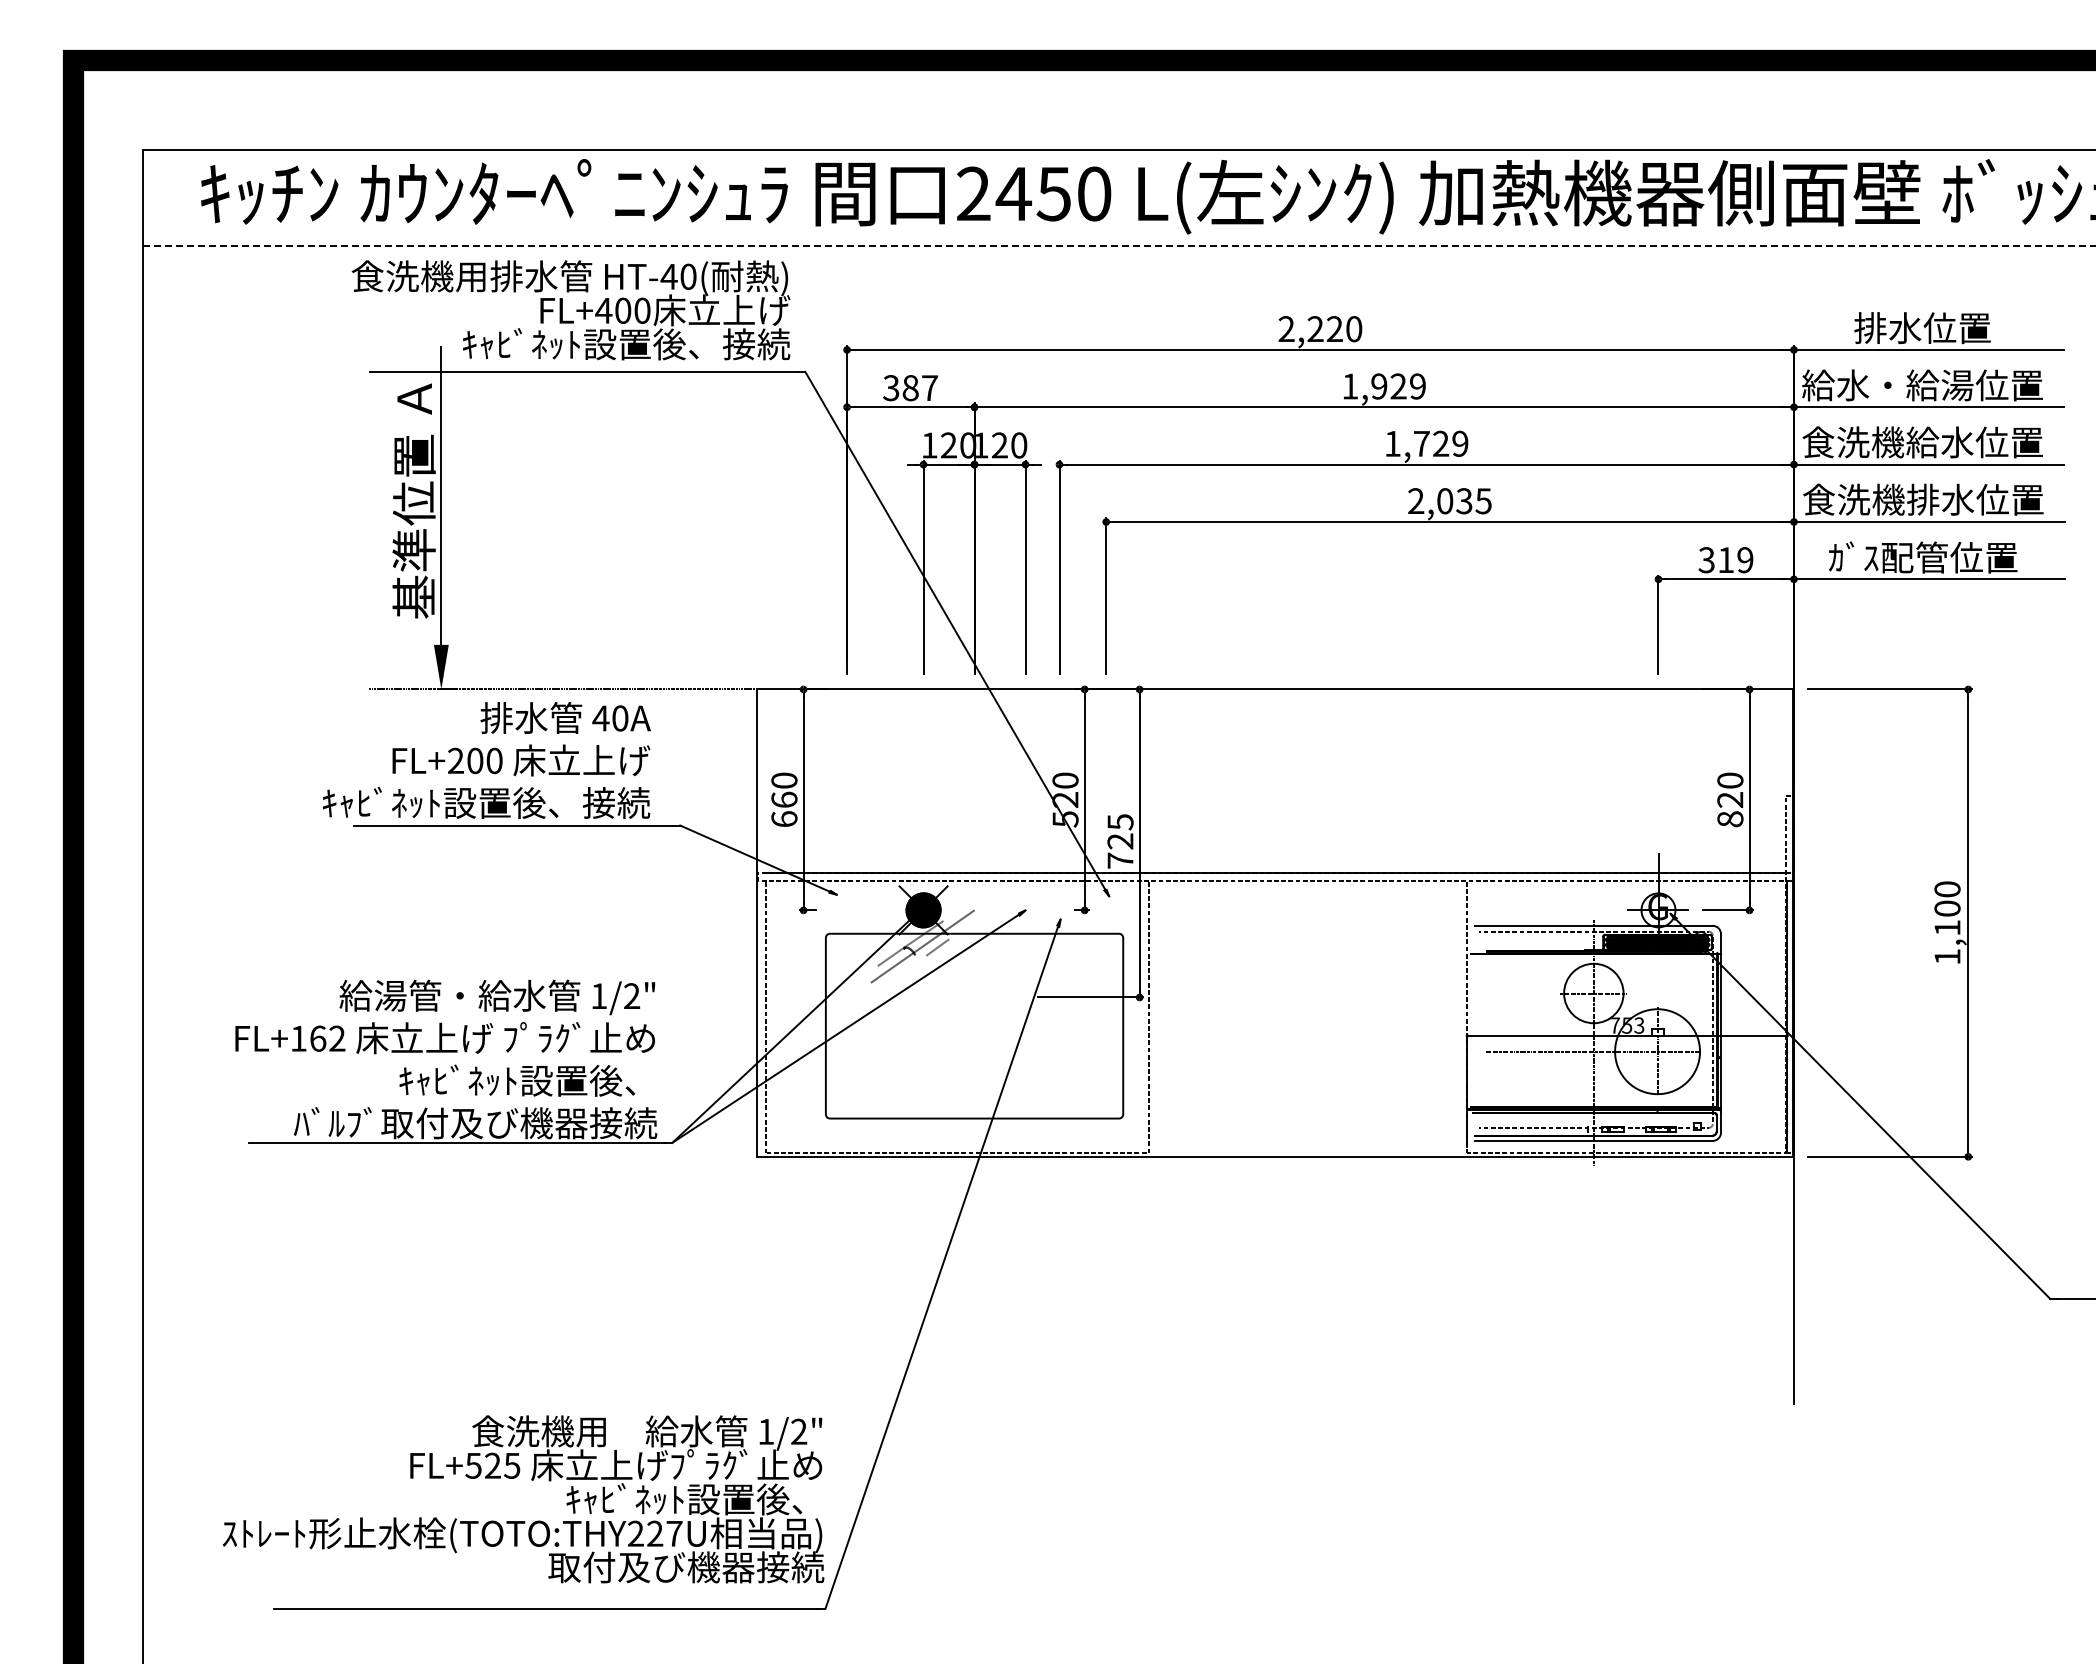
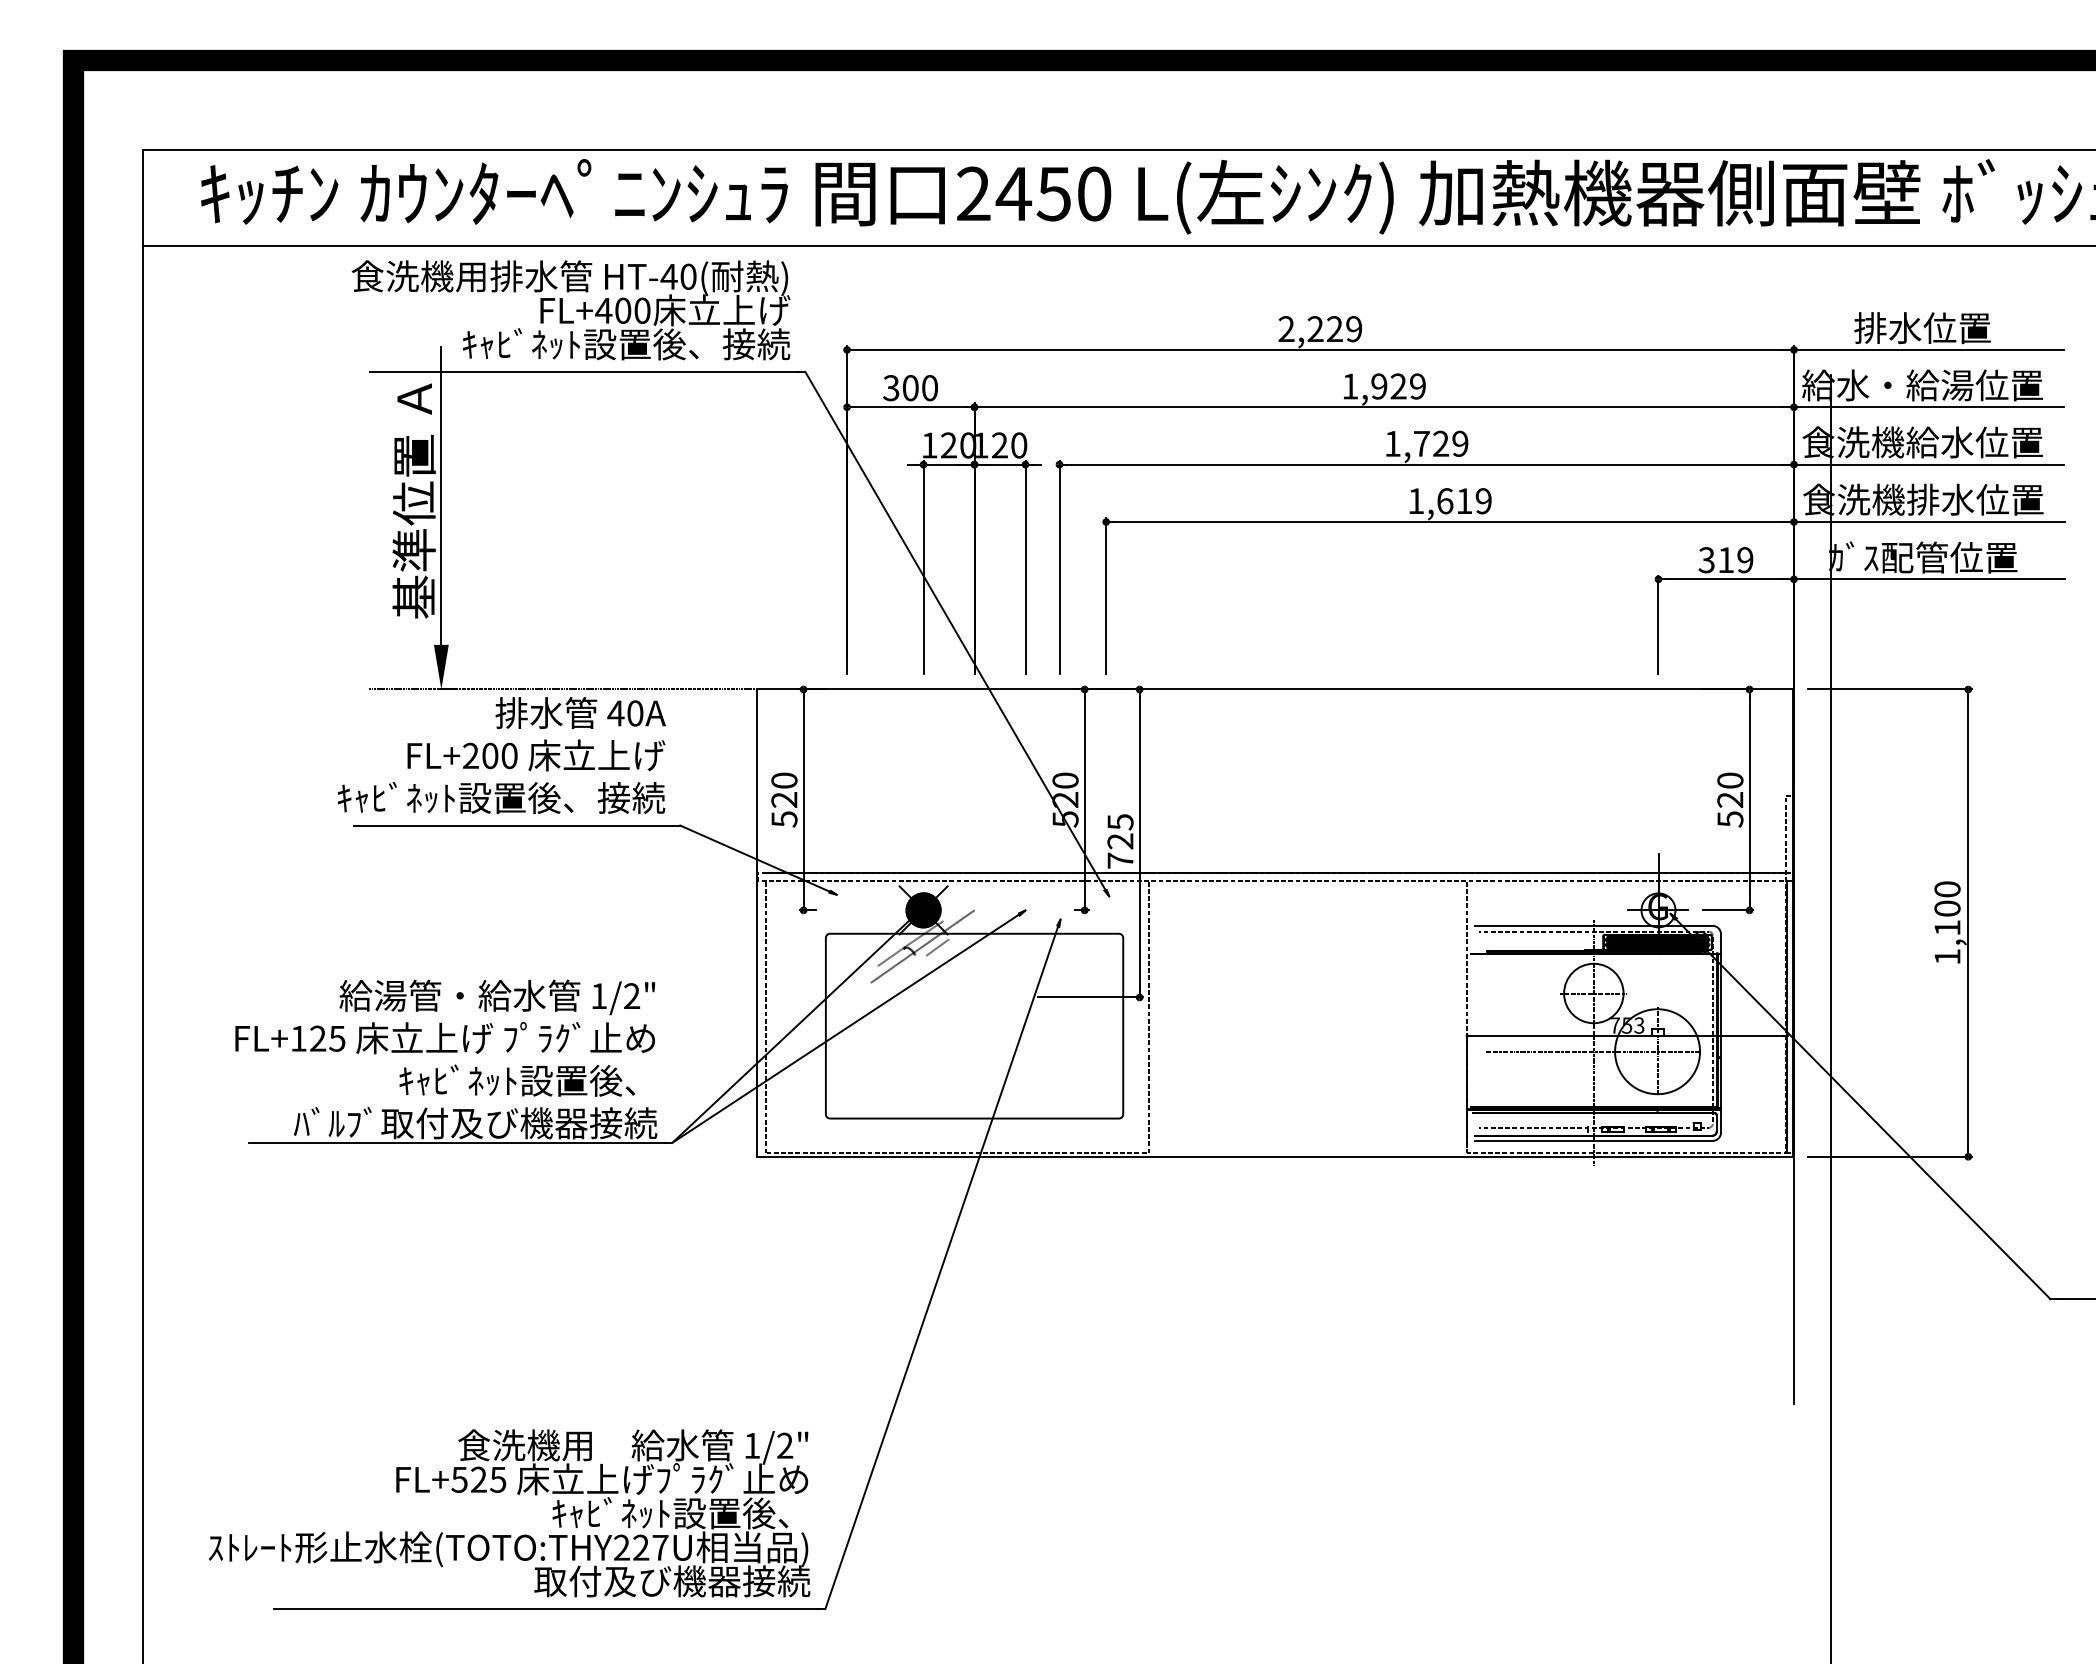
line: dashed -> solid (1119, 245)
text: 2,220 -> 2,229 (1354, 329)
text: 387 -> 300 (920, 388)
text: 2,035 -> 1,619 (1449, 501)
text position: (486, 760) -> (501, 755) (501, 755)
text: 660 -> 520 (784, 809)
text: 820 -> 520 (1730, 819)
line: none -> present (1831, 1017)
text: FL+162 -> FL+125 (327, 1038)
text position: (523, 1499) -> (509, 1513) (509, 1513)
